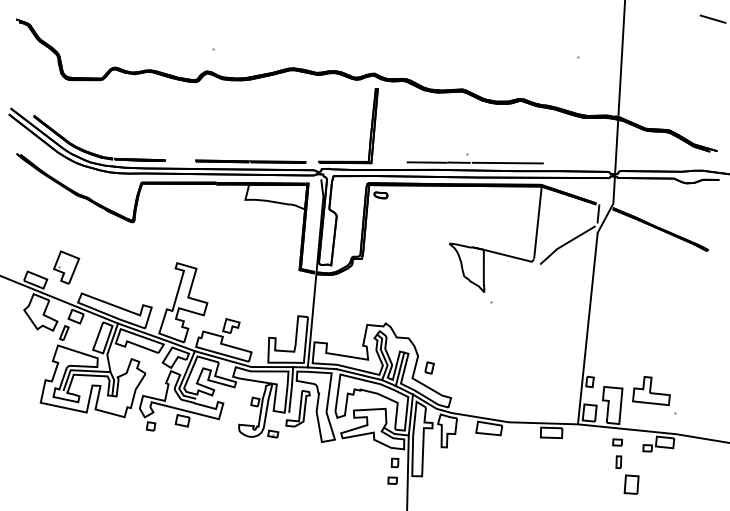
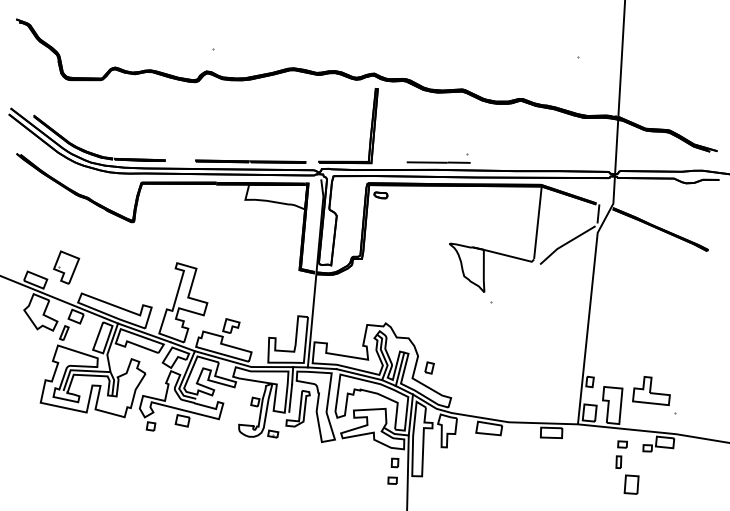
line: present -> none (712, 18)
line: present -> none (507, 162)
part position: (617, 442) -> (622, 444) (622, 444)
